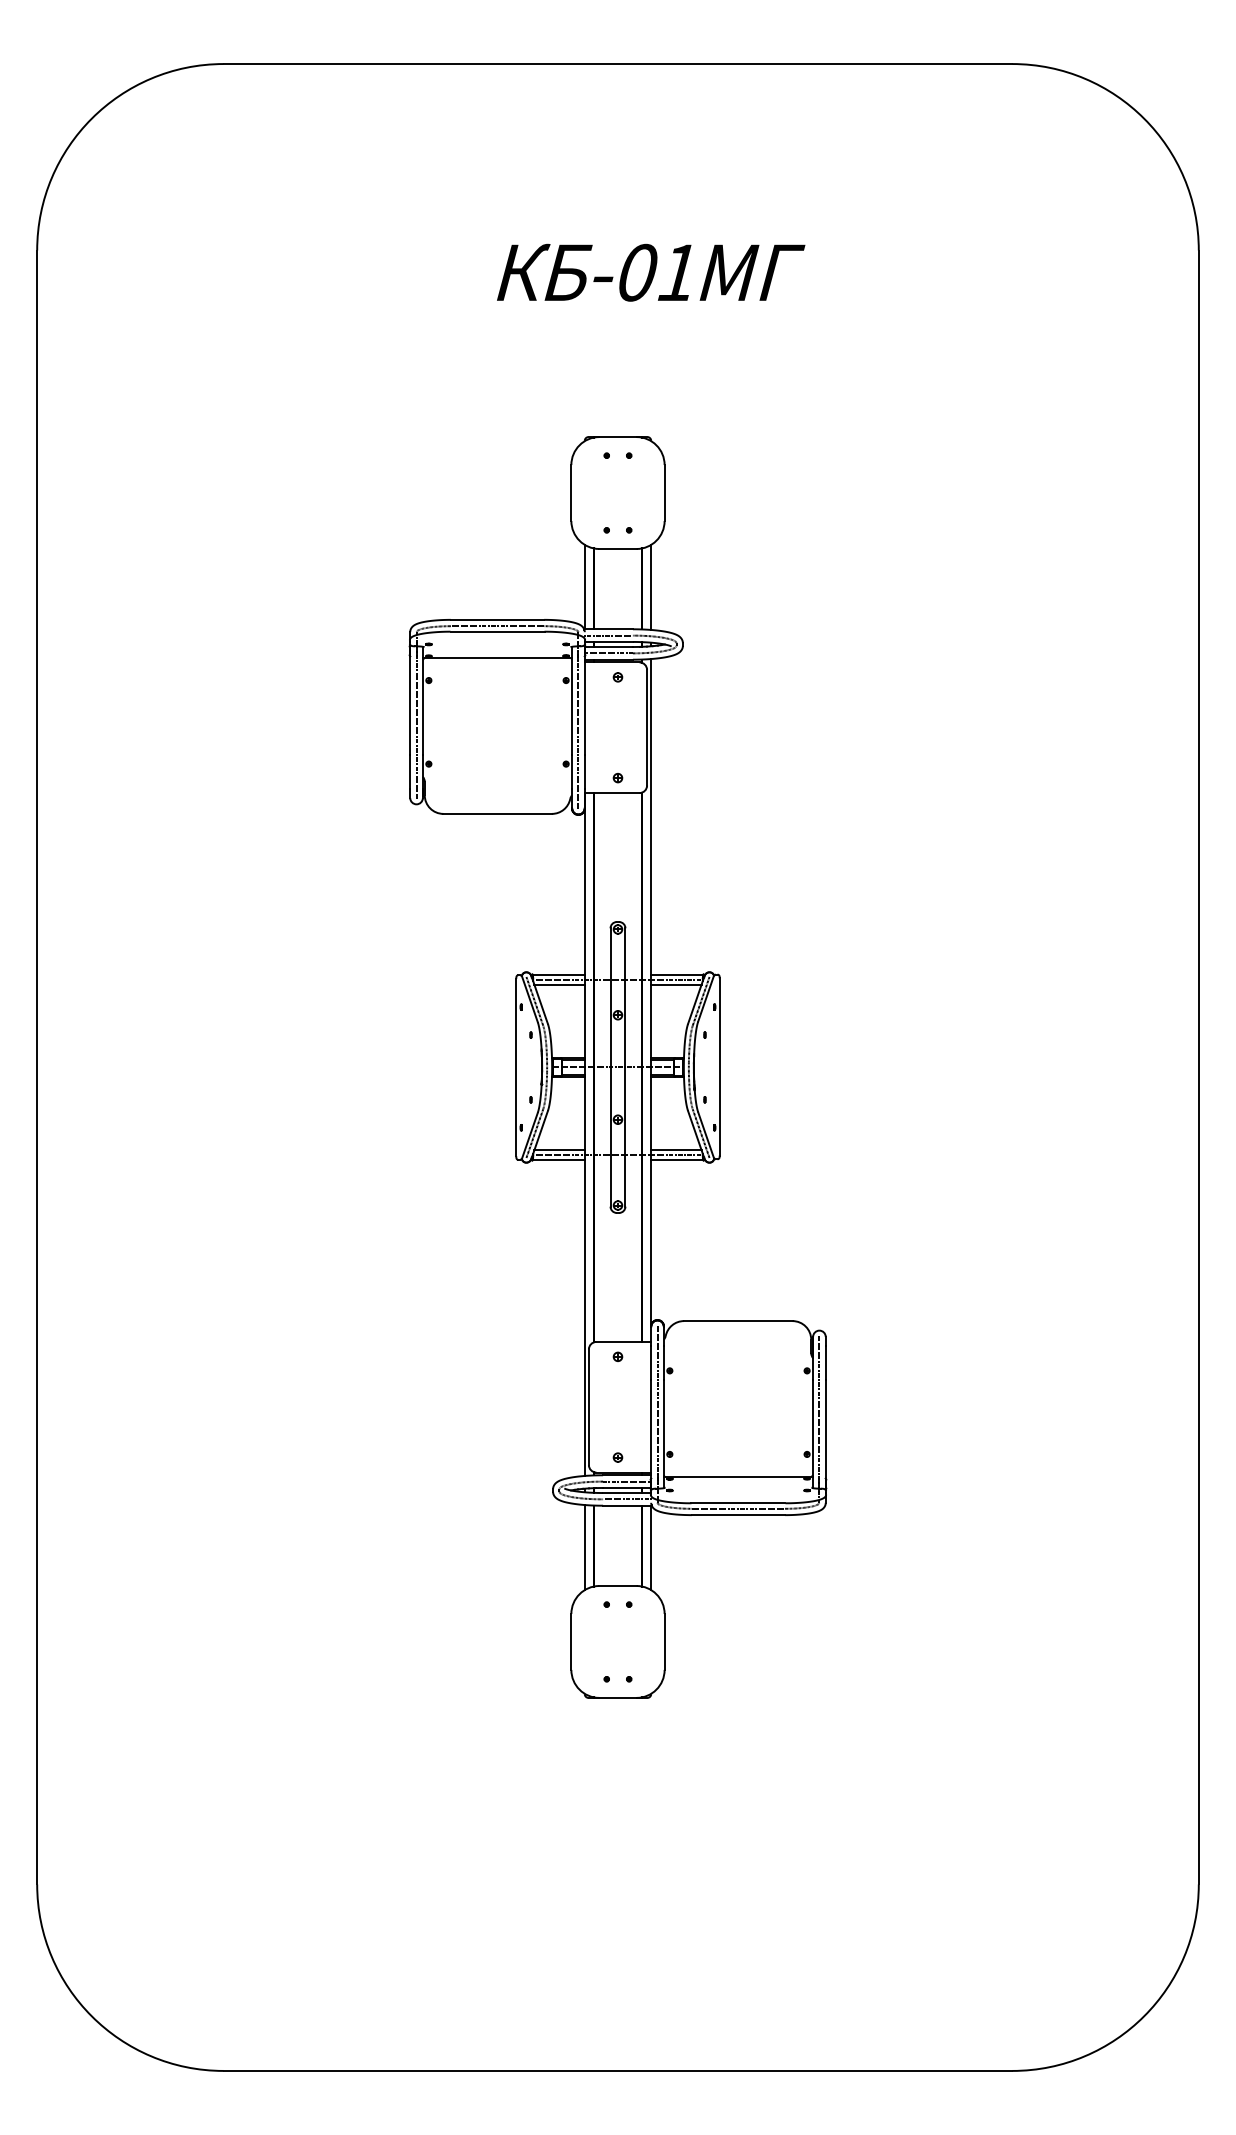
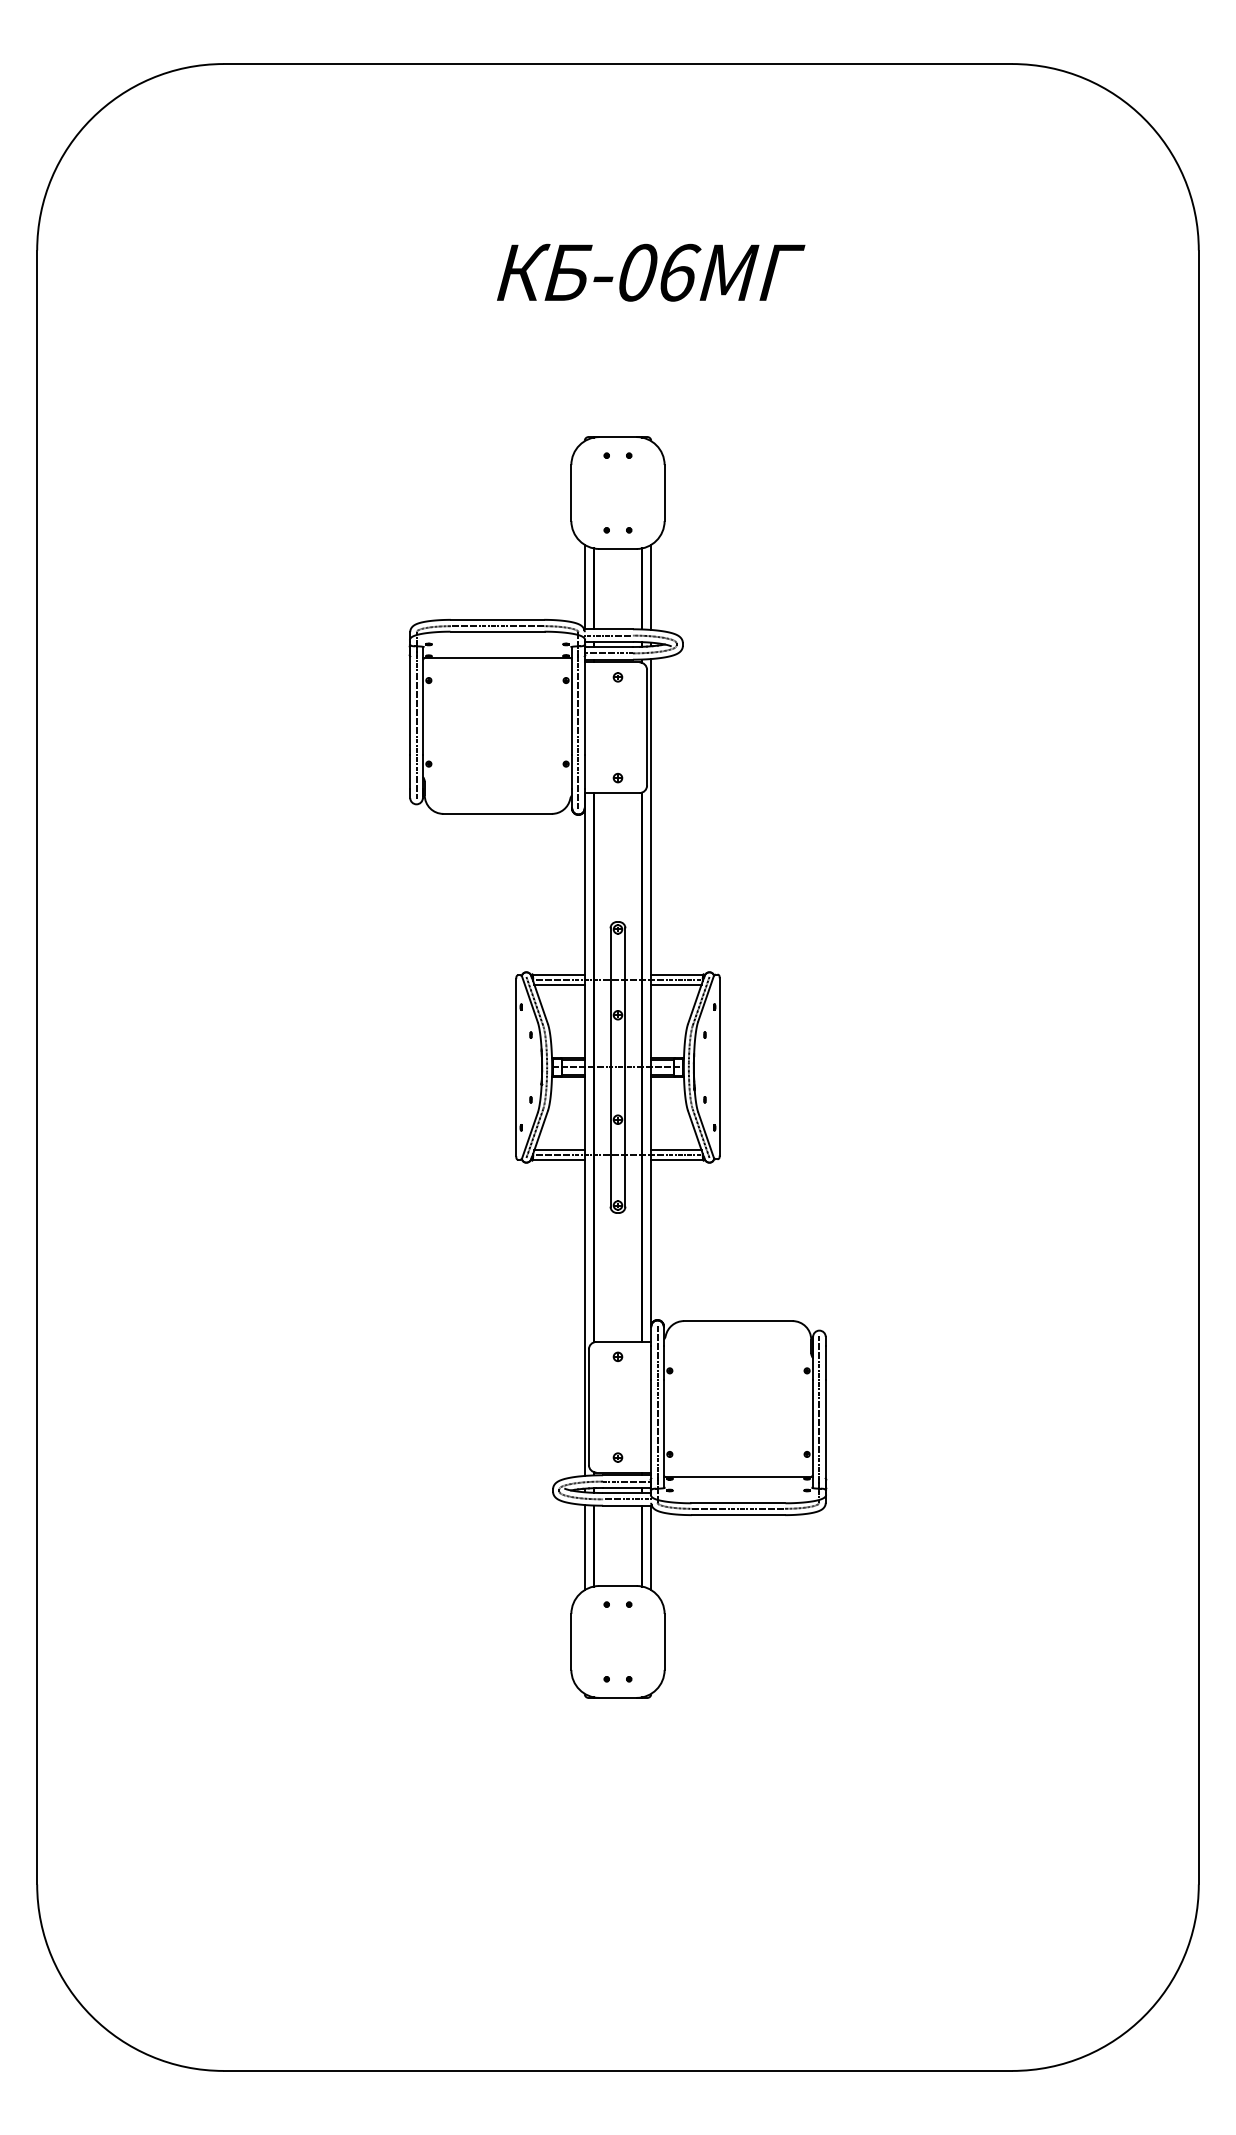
text: -01 -> -06 (679, 272)
